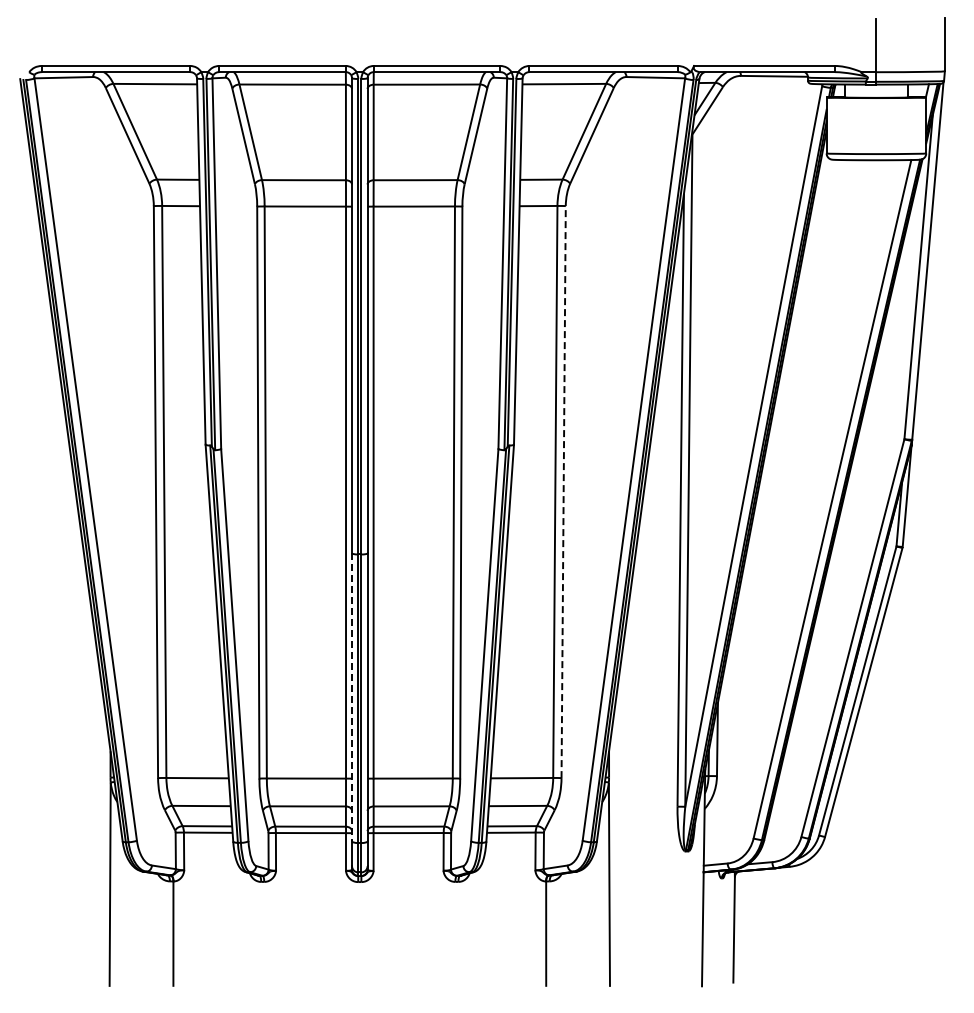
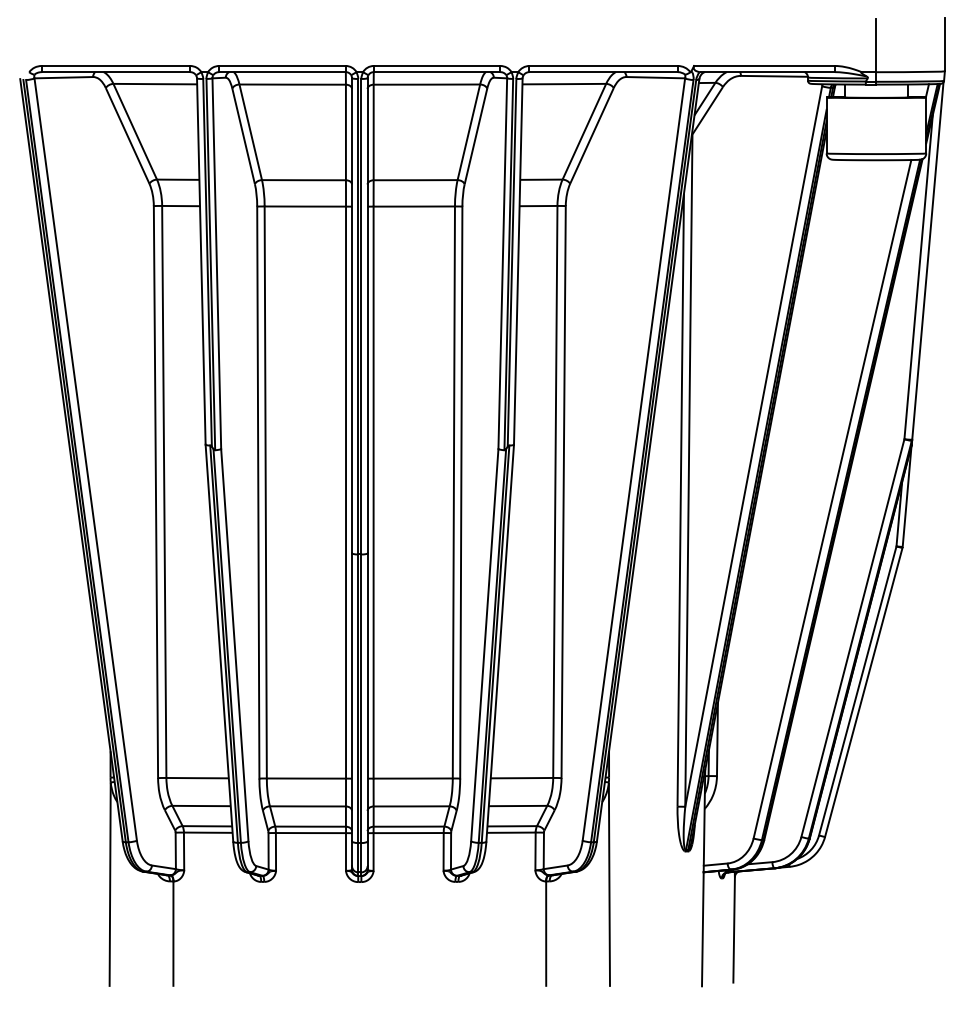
line: dashed -> solid (563, 491)
line: dashed -> solid (352, 697)
